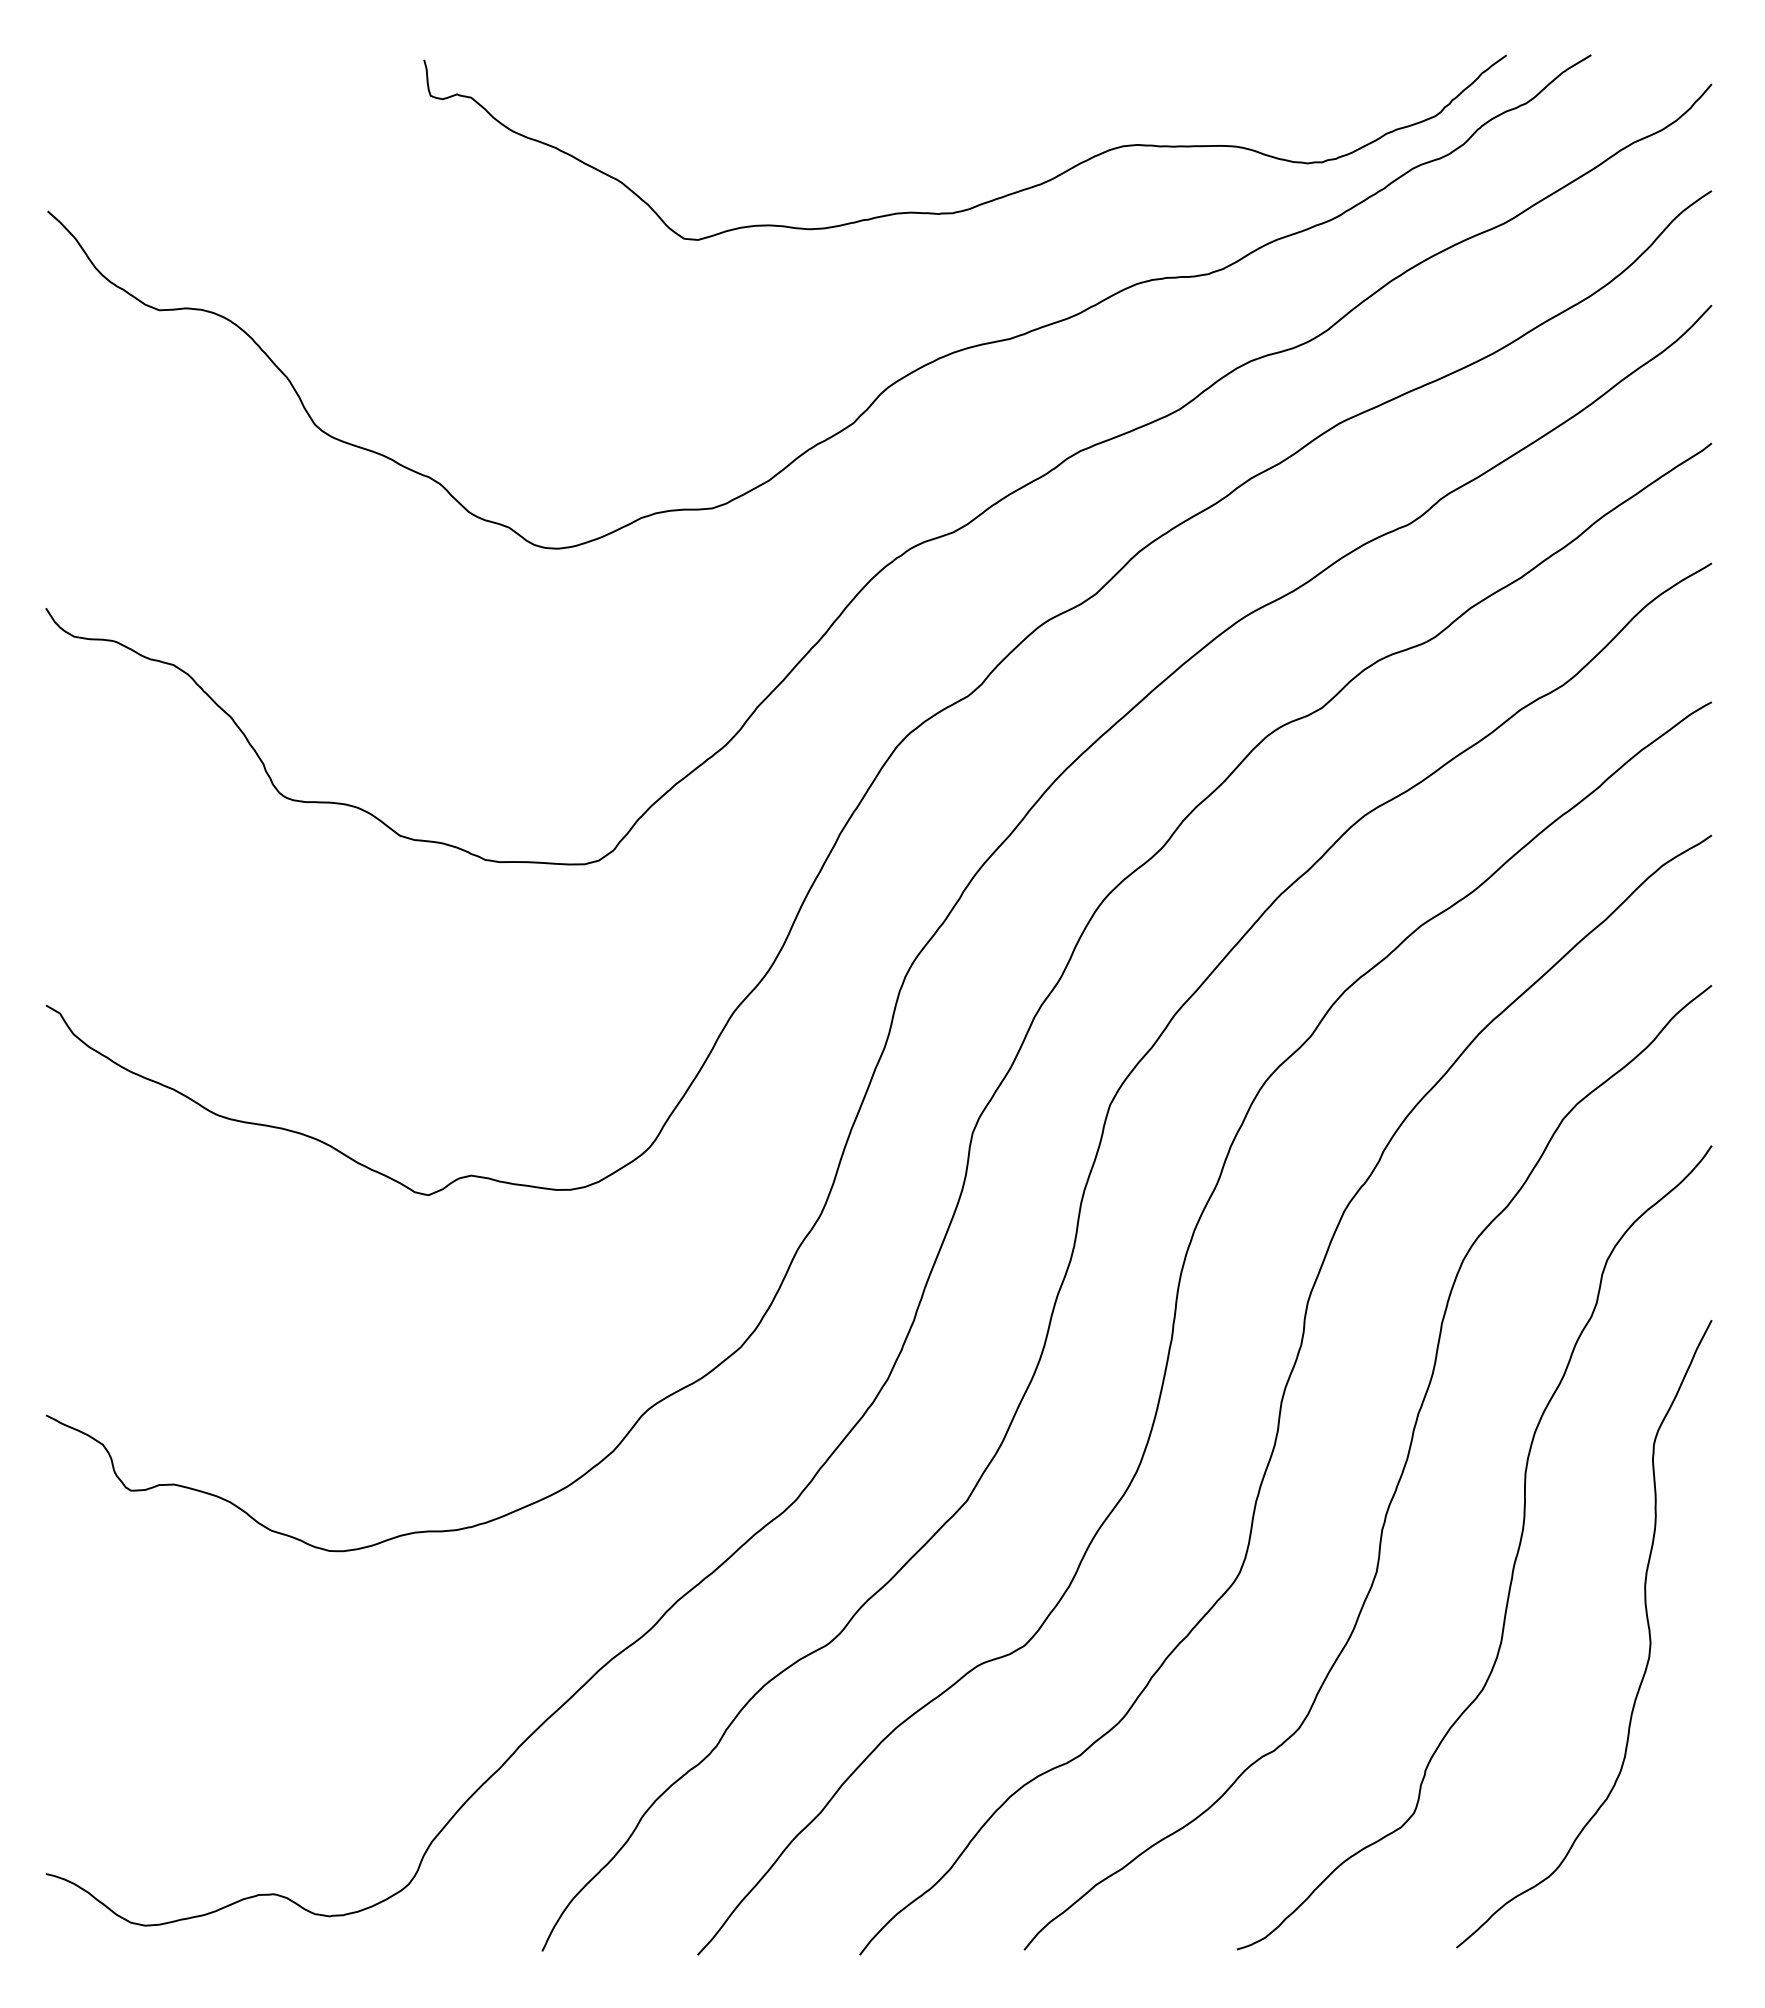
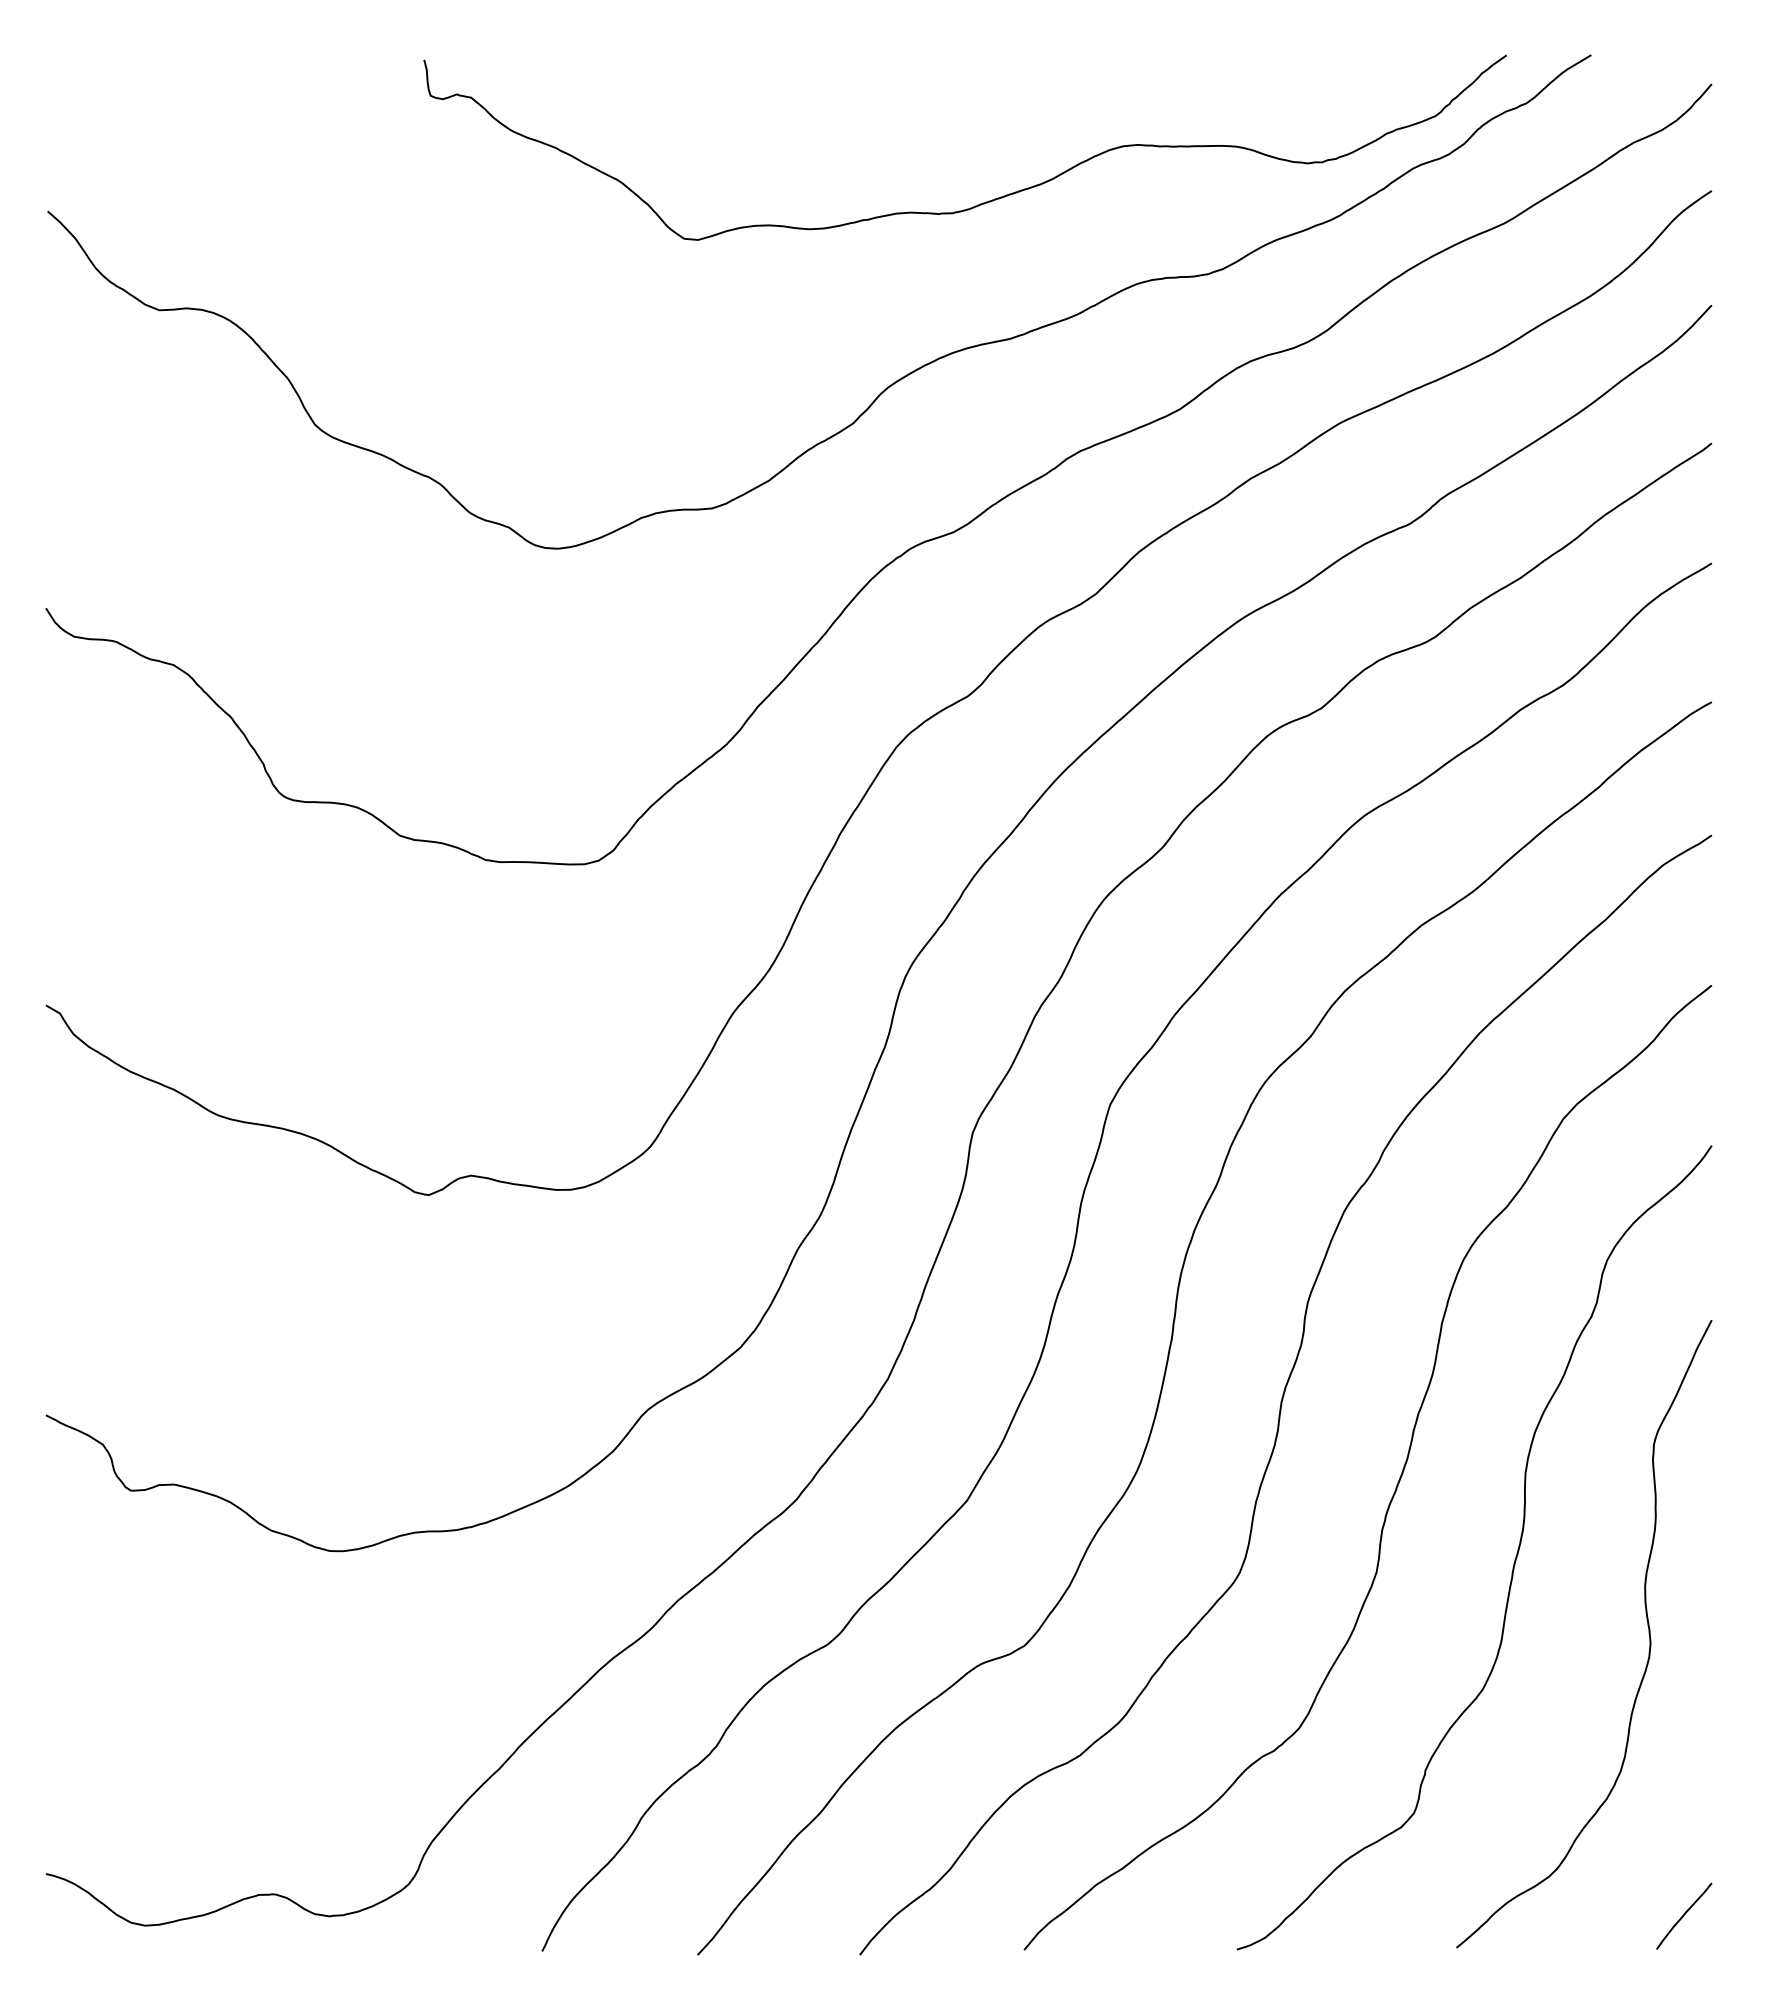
curve: none -> present (1684, 1915)
